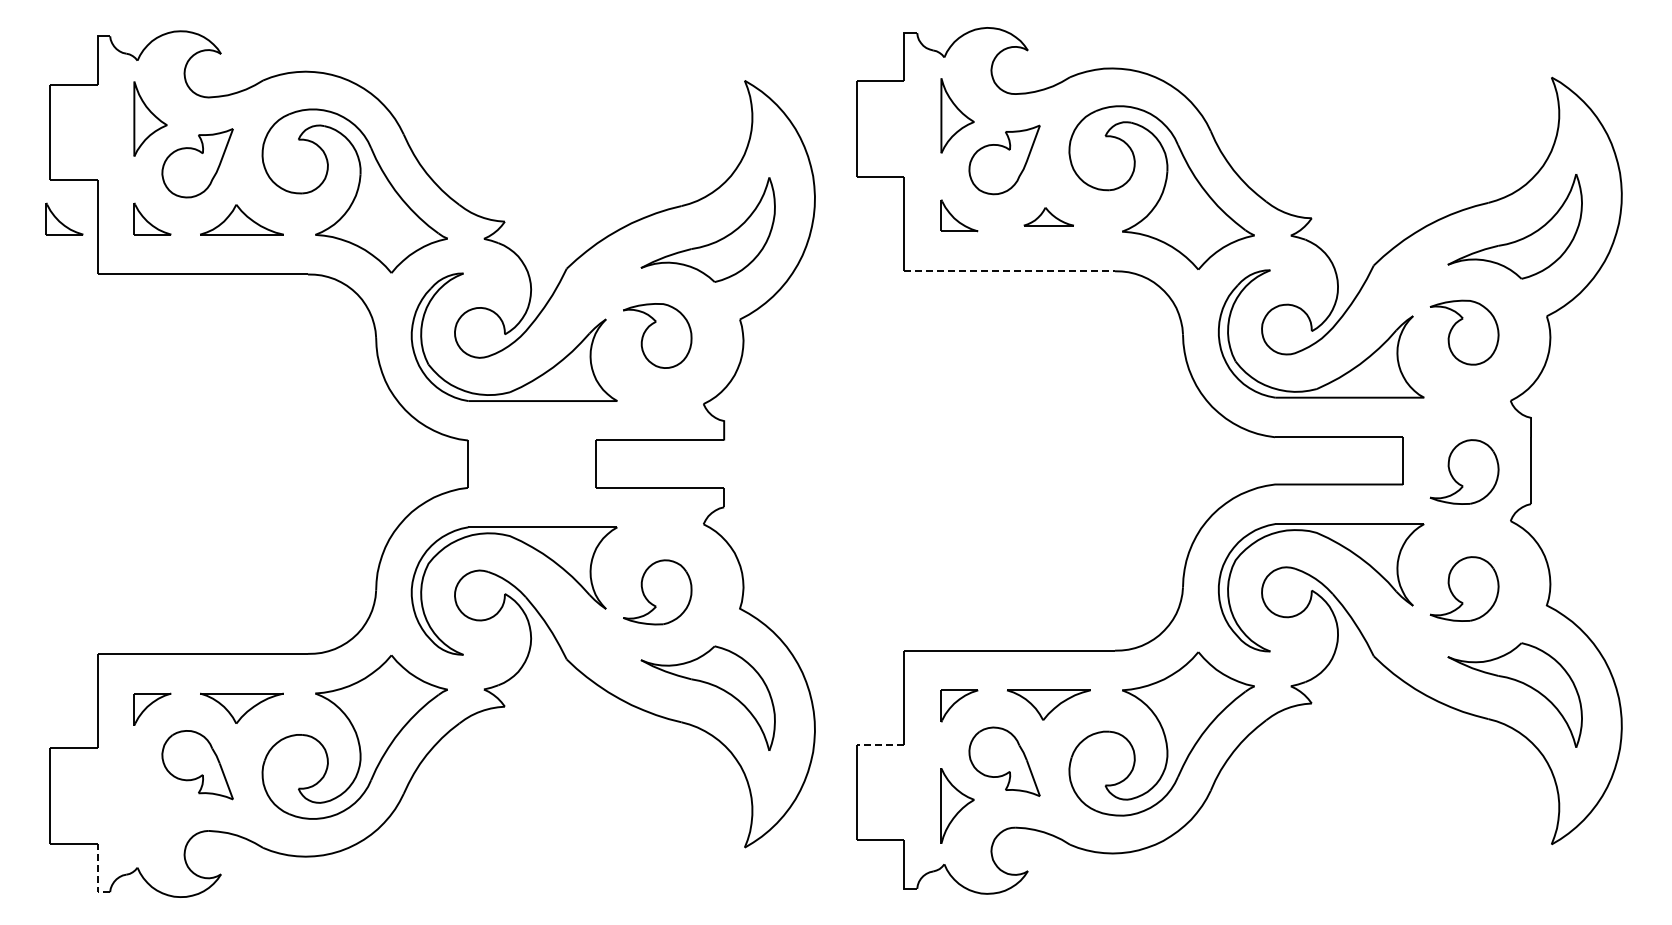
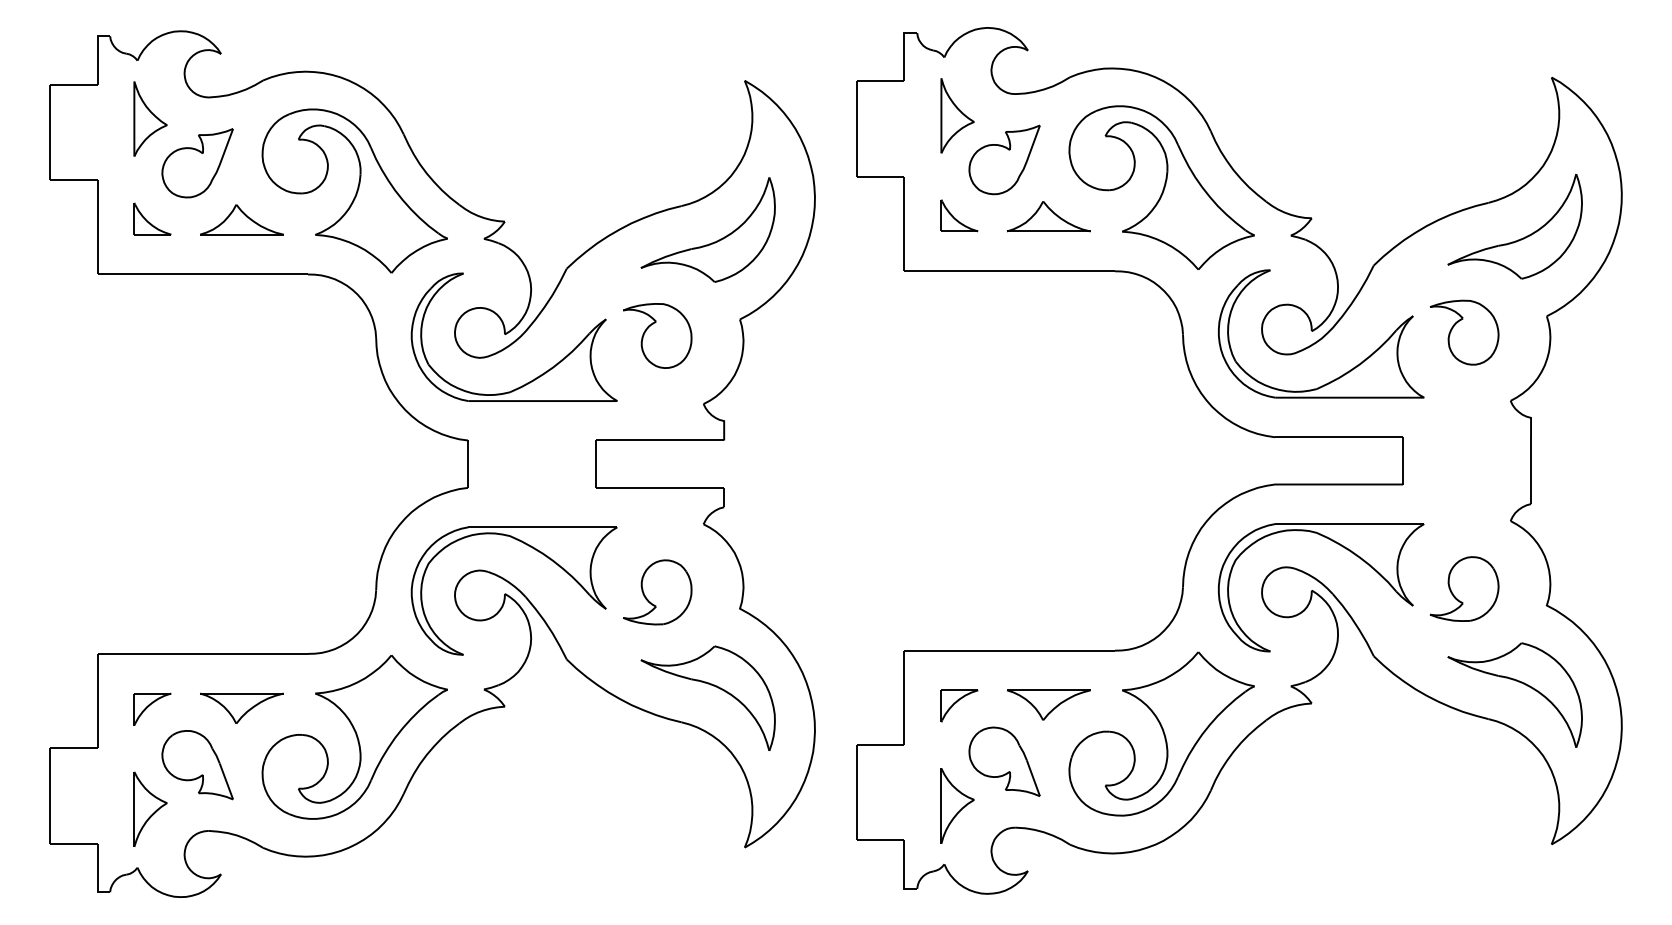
part size: 51x20 px -> 84x32 px (1048, 216)
part: present -> none (64, 218)
line: dashed -> solid (1010, 271)
part: present -> none (1464, 471)
line: dashed -> solid (880, 744)
part: none -> present (150, 808)
line: dashed -> solid (97, 874)
